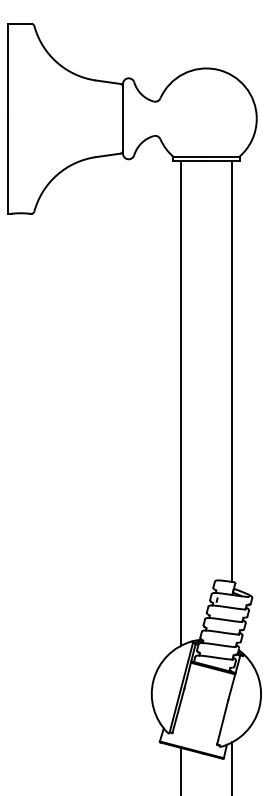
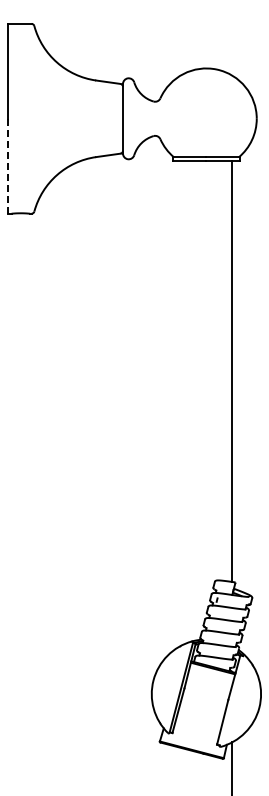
line: solid -> dashed (7, 165)
line: present -> none (180, 403)
line: present -> none (180, 769)
